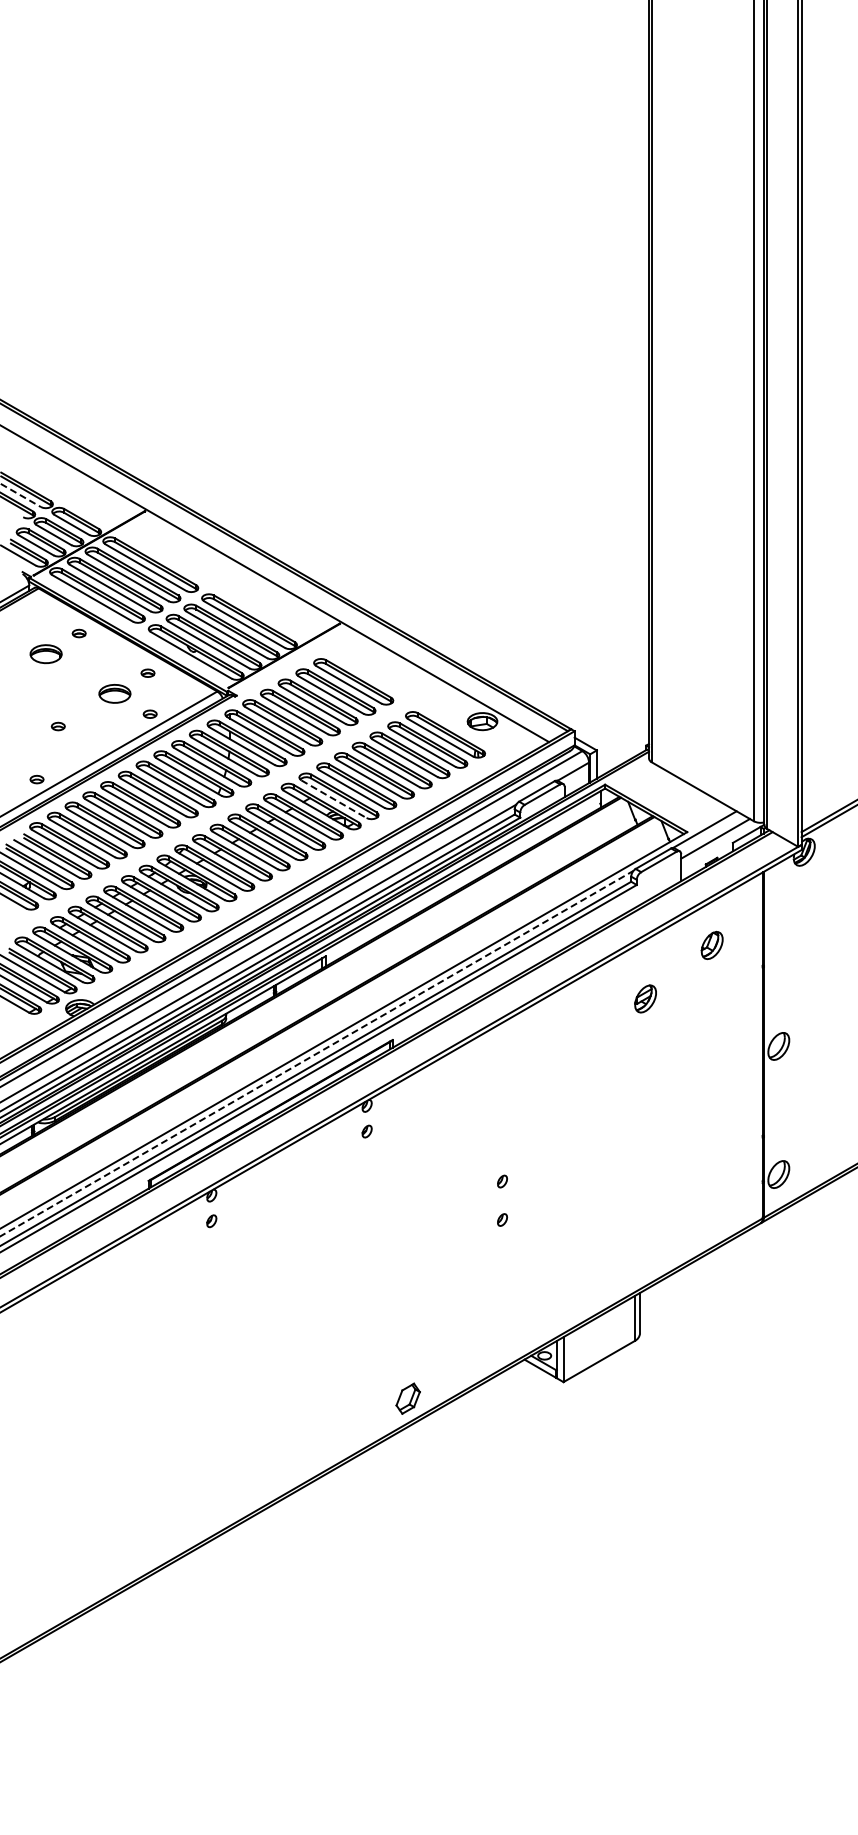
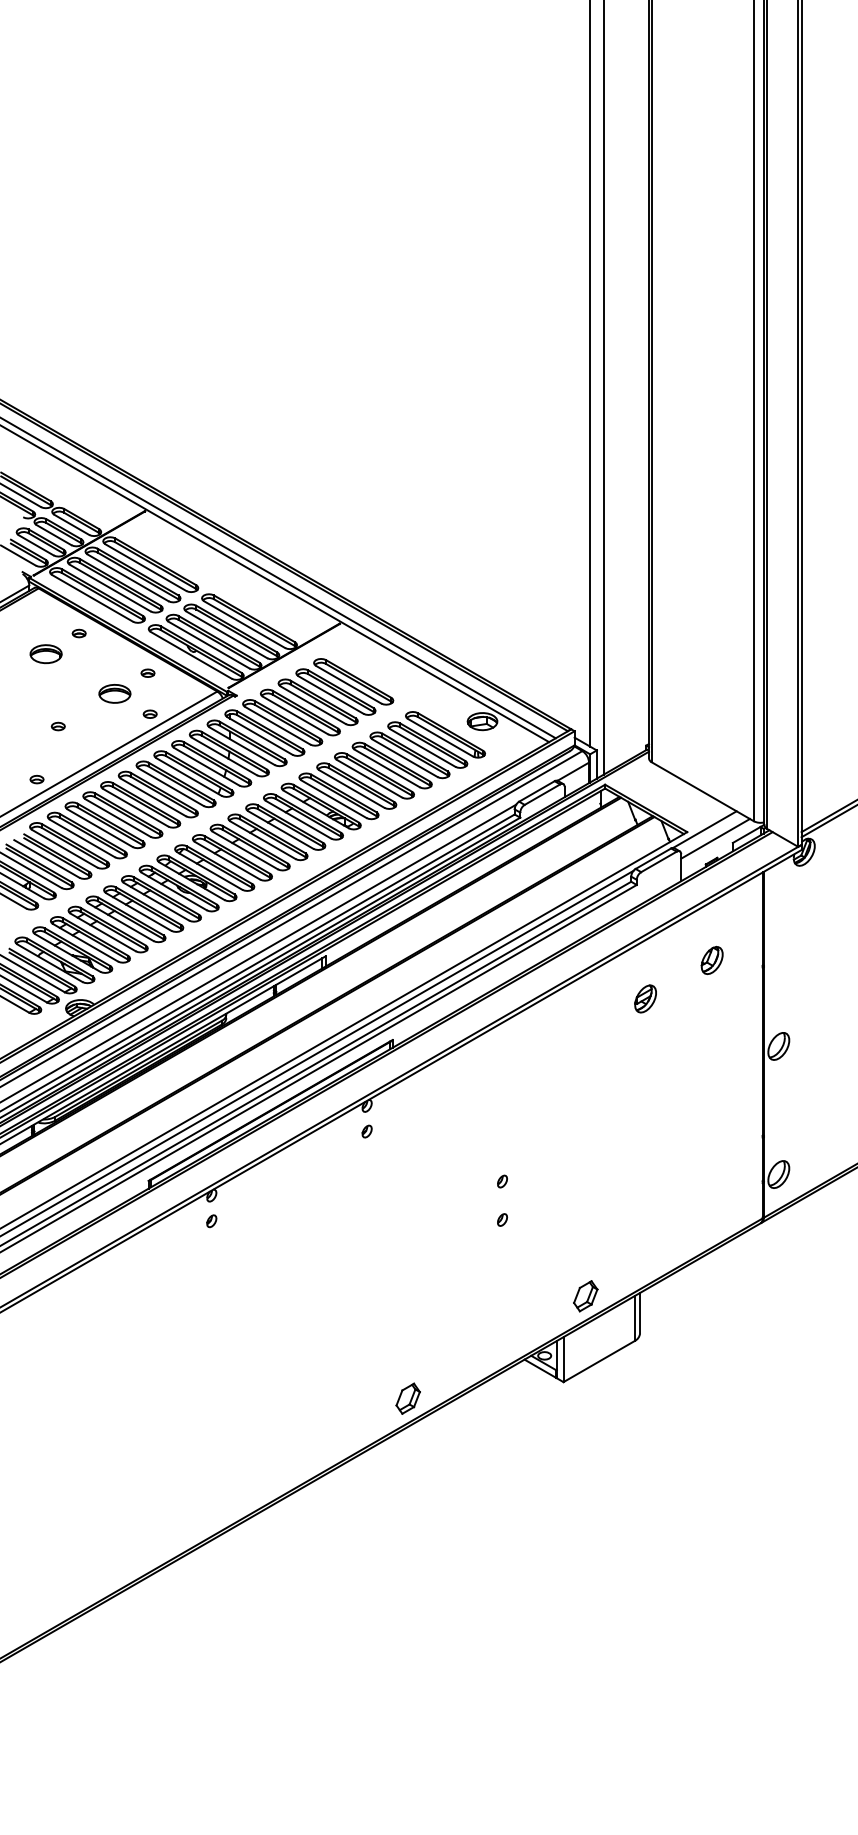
line: none -> present (590, 374)
line: none -> present (603, 388)
line: dashed -> solid (21, 495)
line: none -> present (278, 578)
line: dashed -> solid (334, 799)
part position: (711, 944) -> (711, 959) (711, 959)
line: dashed -> solid (317, 1053)
part: none -> present (585, 1296)
